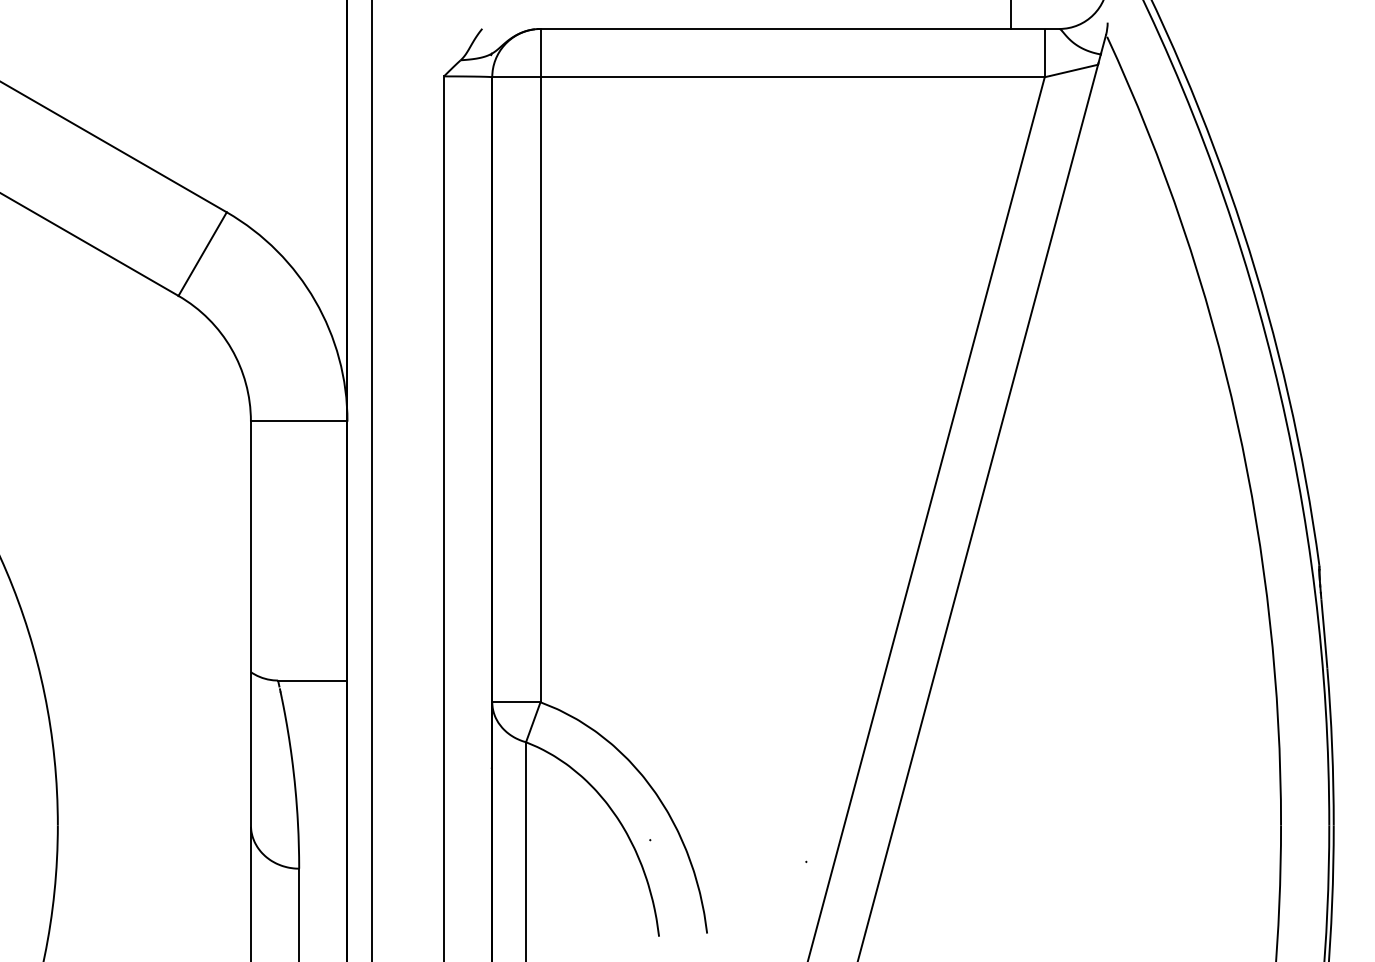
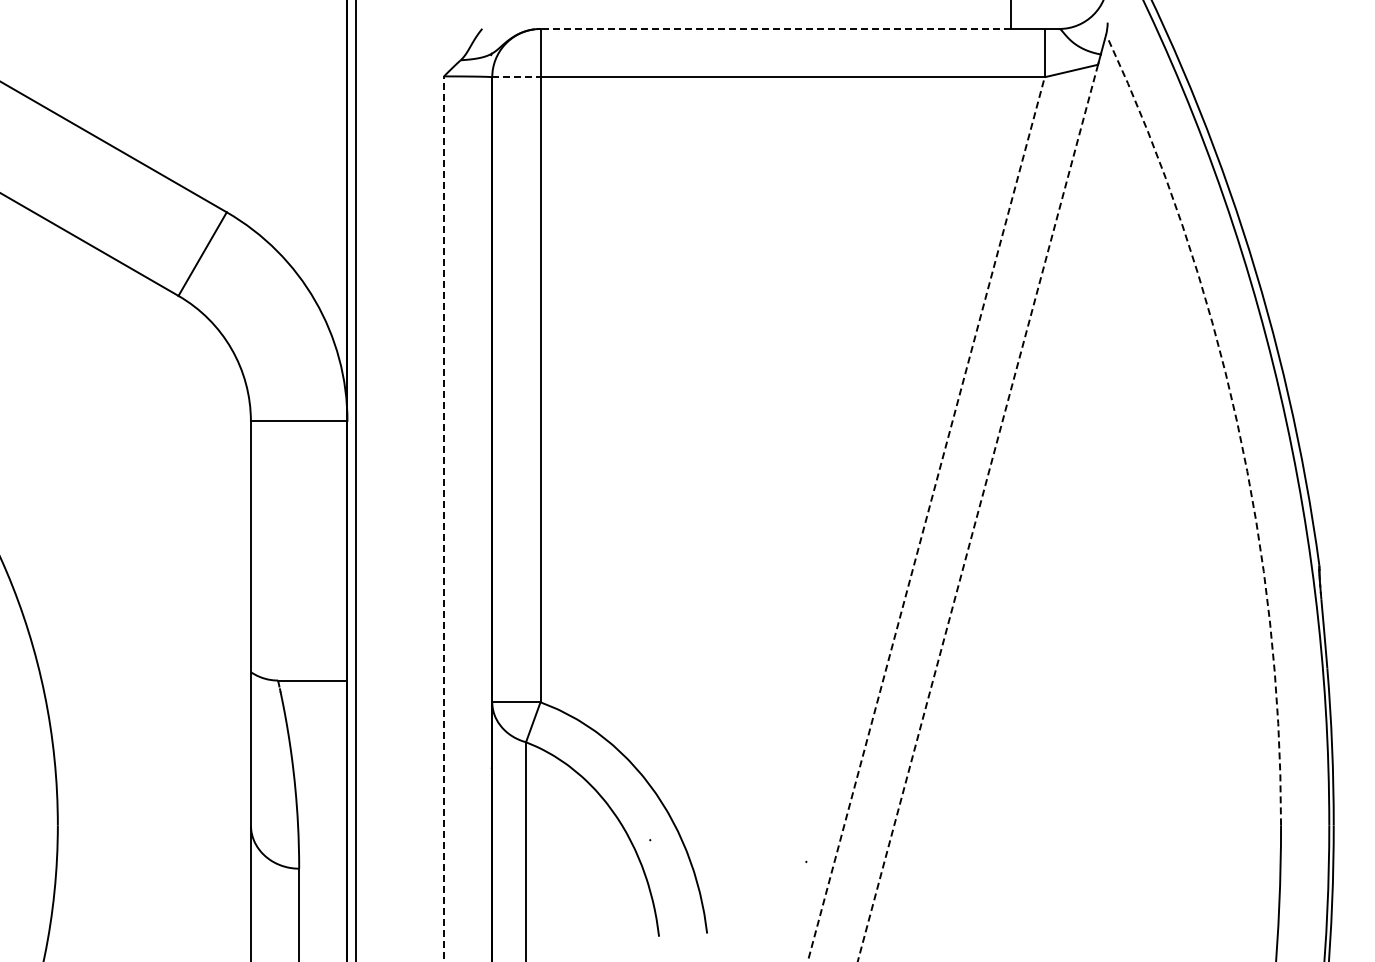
line: solid -> dashed (775, 28)
line: solid -> dashed (516, 77)
arc: solid -> dashed (1237, 421)
line position: (371, 480) -> (355, 480) (355, 480)
line: solid -> dashed (977, 513)
line: solid -> dashed (444, 518)
line: solid -> dashed (926, 519)
